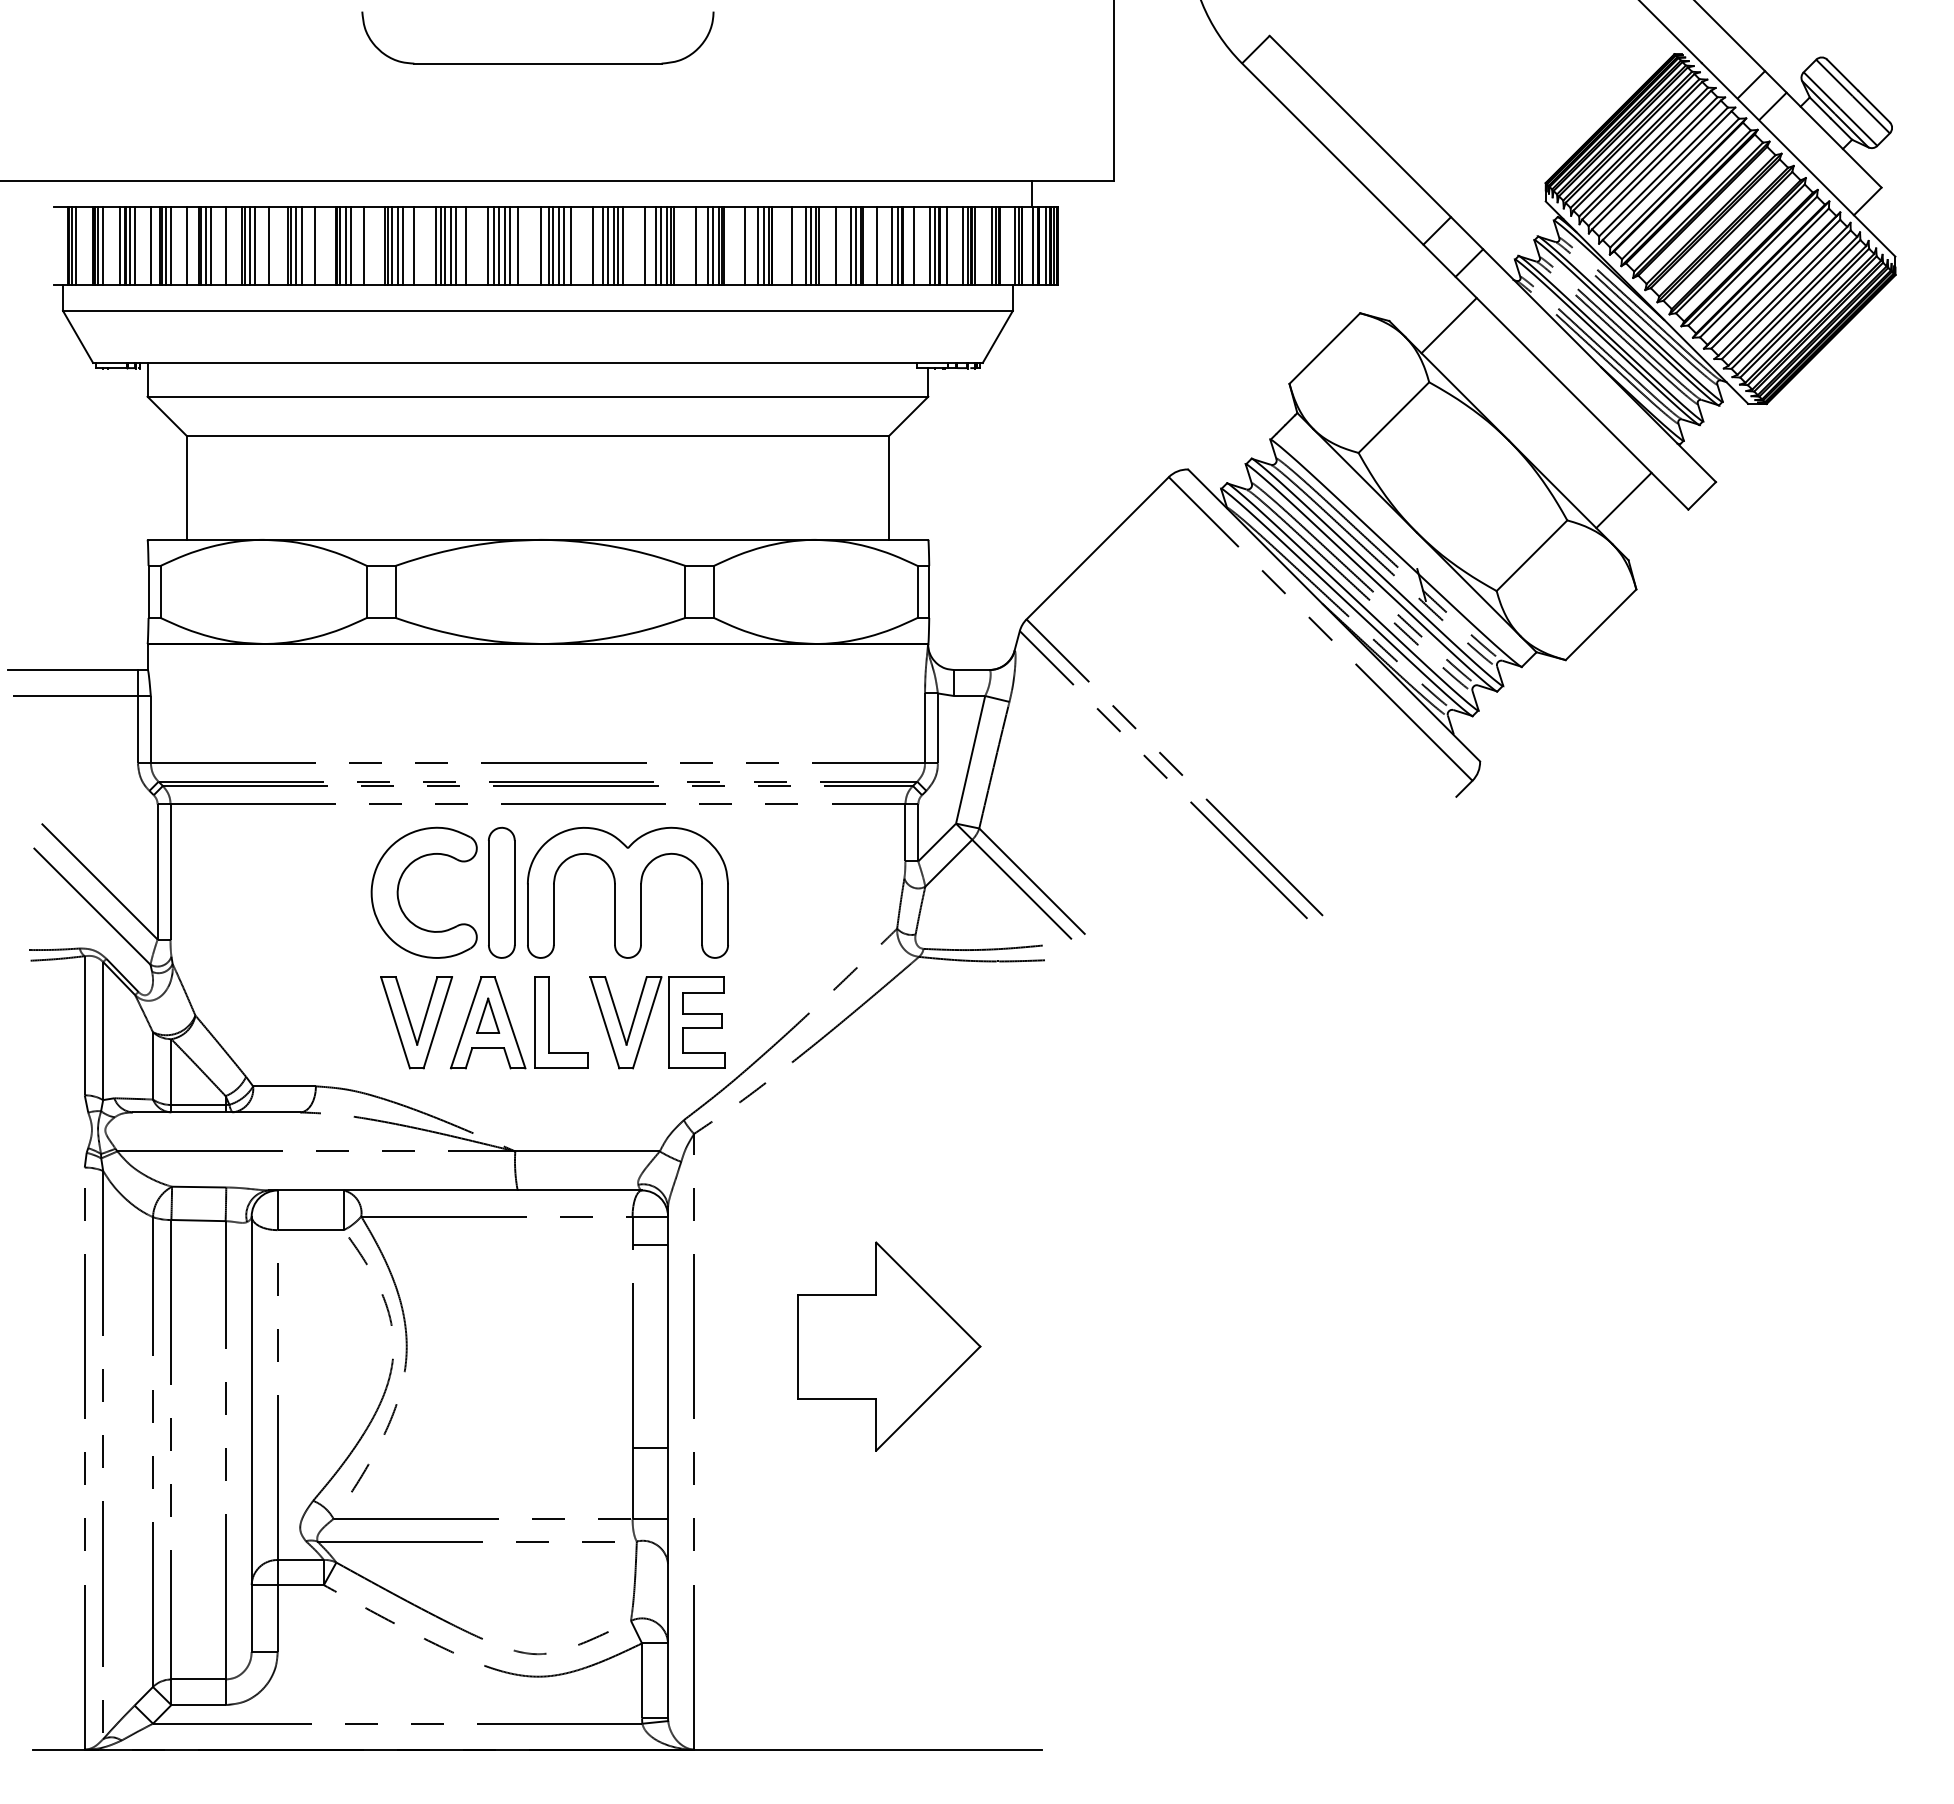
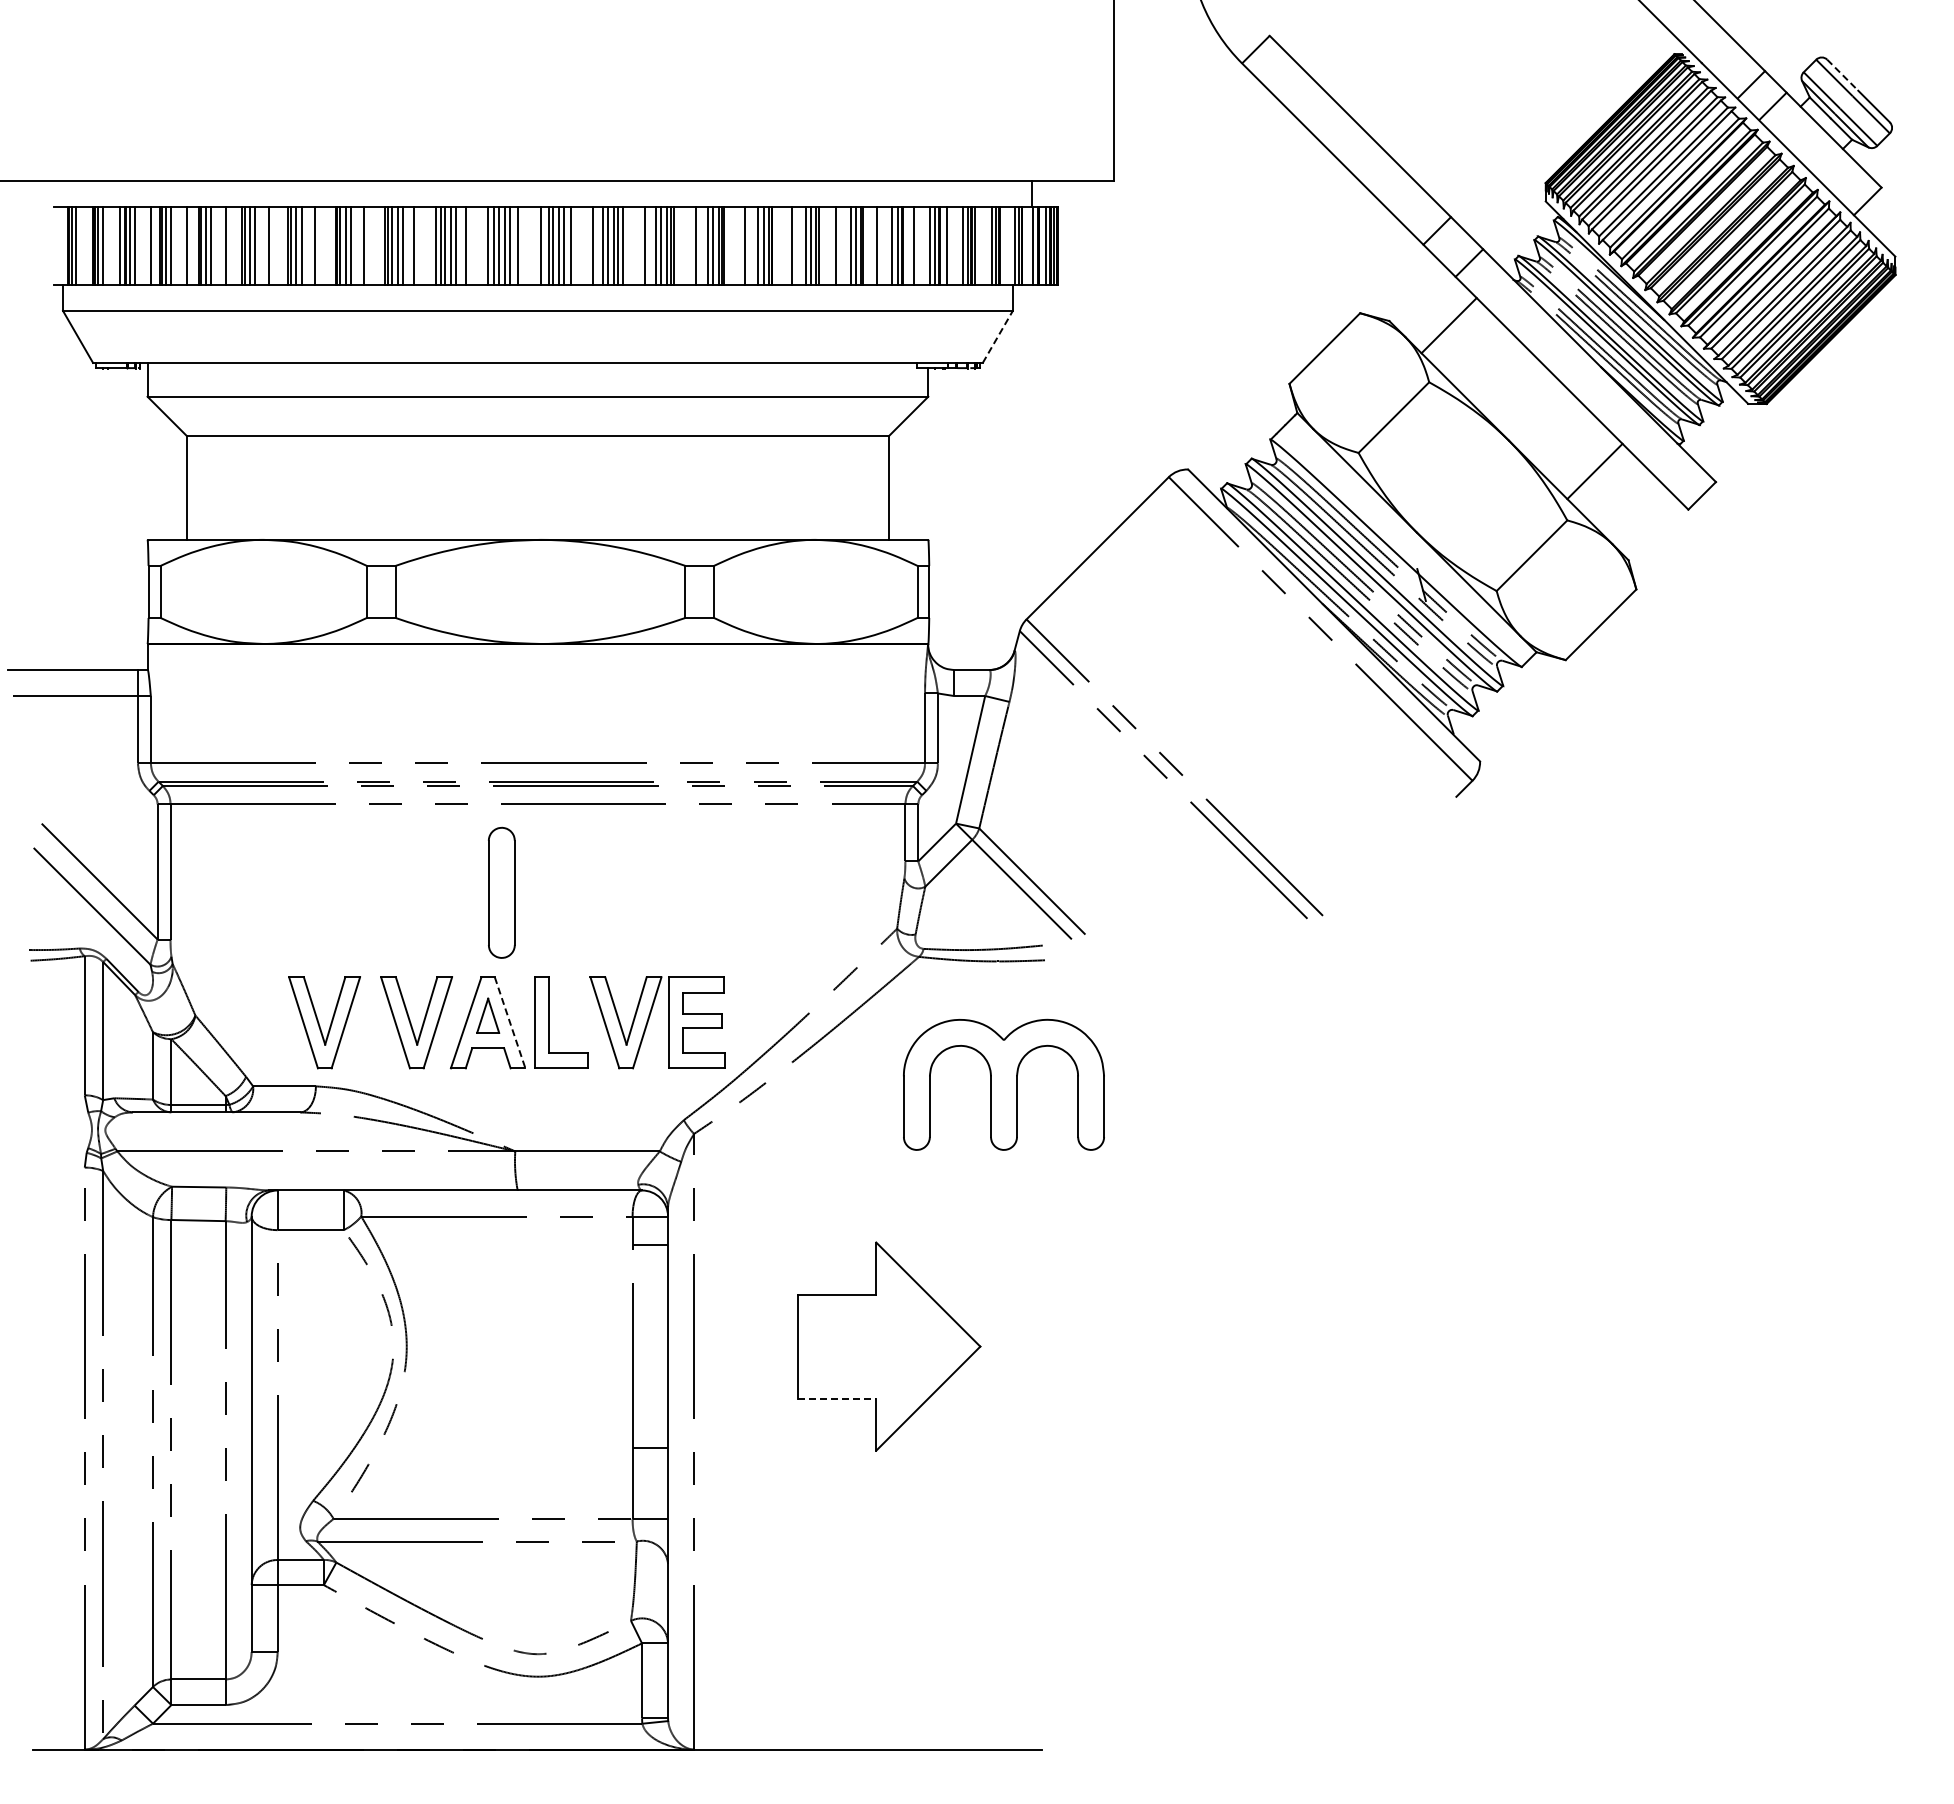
part: present -> none (537, 63)
line: solid -> dashed (1842, 75)
line: solid -> dashed (998, 336)
line position: (1623, 500) -> (1594, 471) (1594, 471)
part: present -> none (399, 886)
part position: (627, 892) -> (1003, 1084) (1003, 1084)
part: none -> present (324, 1022)
line: solid -> dashed (510, 1023)
line: solid -> dashed (837, 1398)
